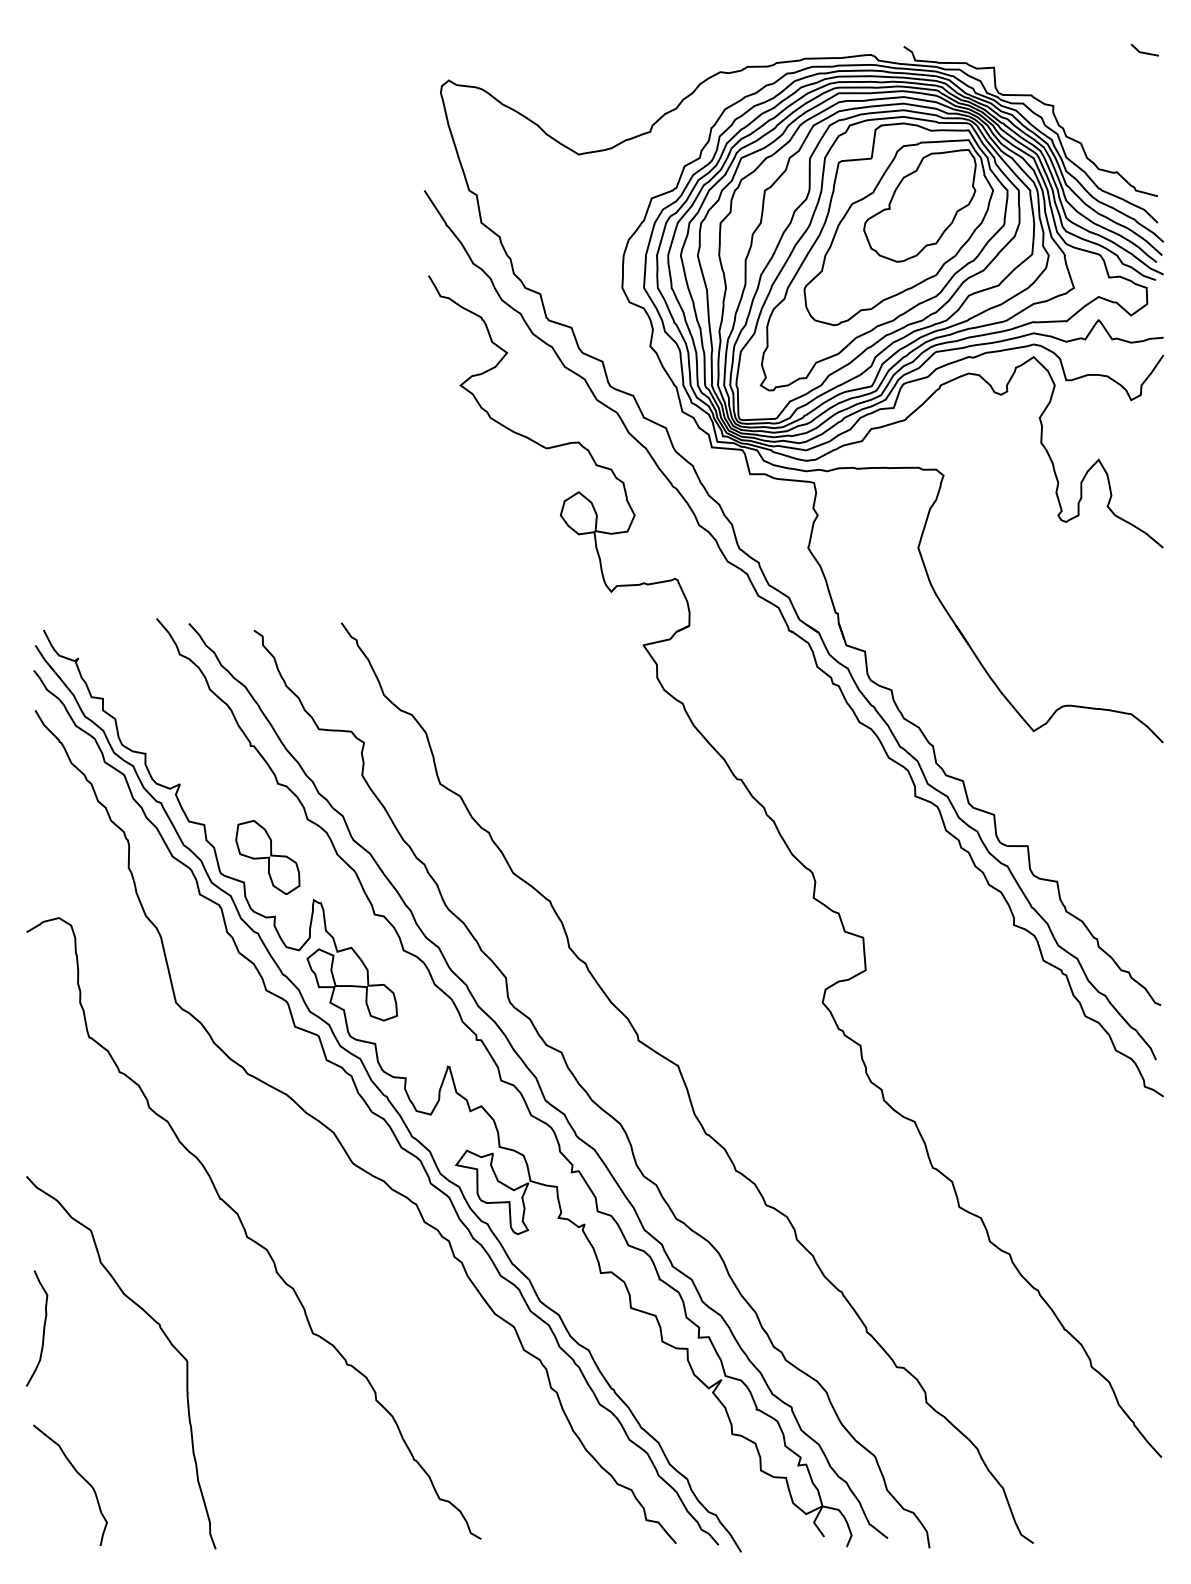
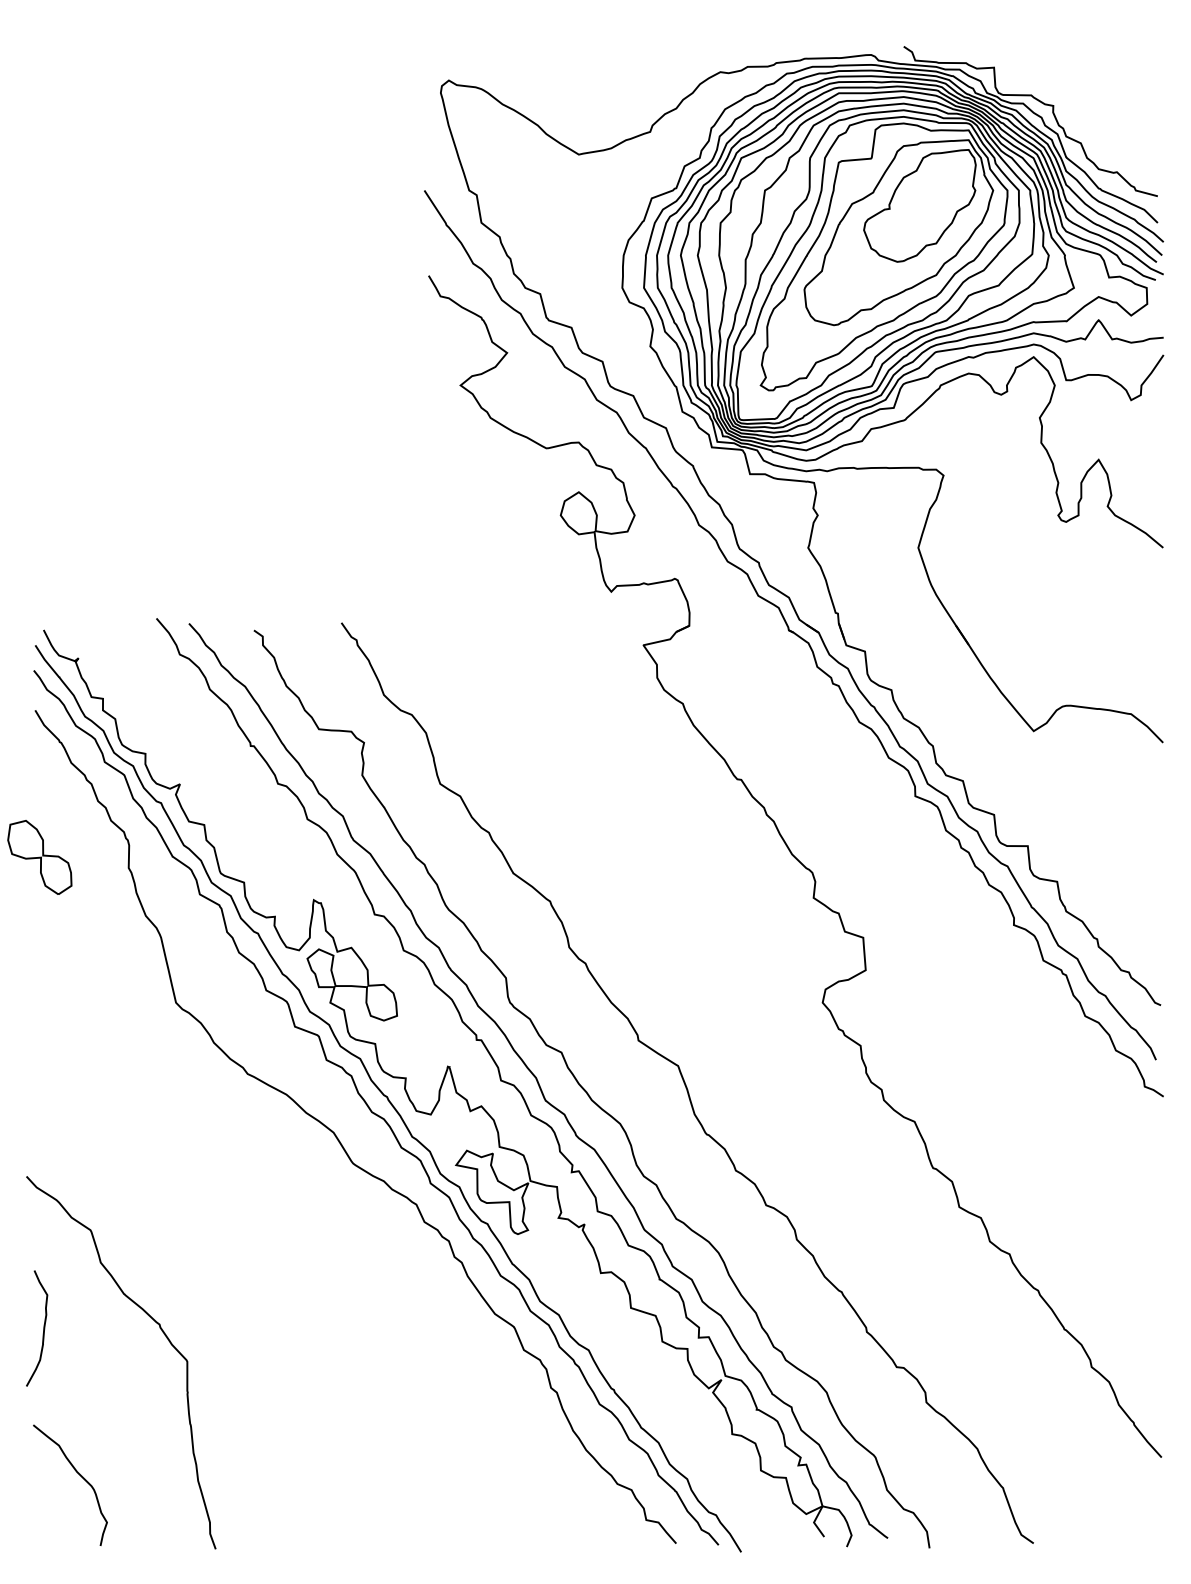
line: present -> none (1142, 51)
part position: (267, 857) -> (39, 857) (39, 857)
curve: present -> none (246, 1231)
